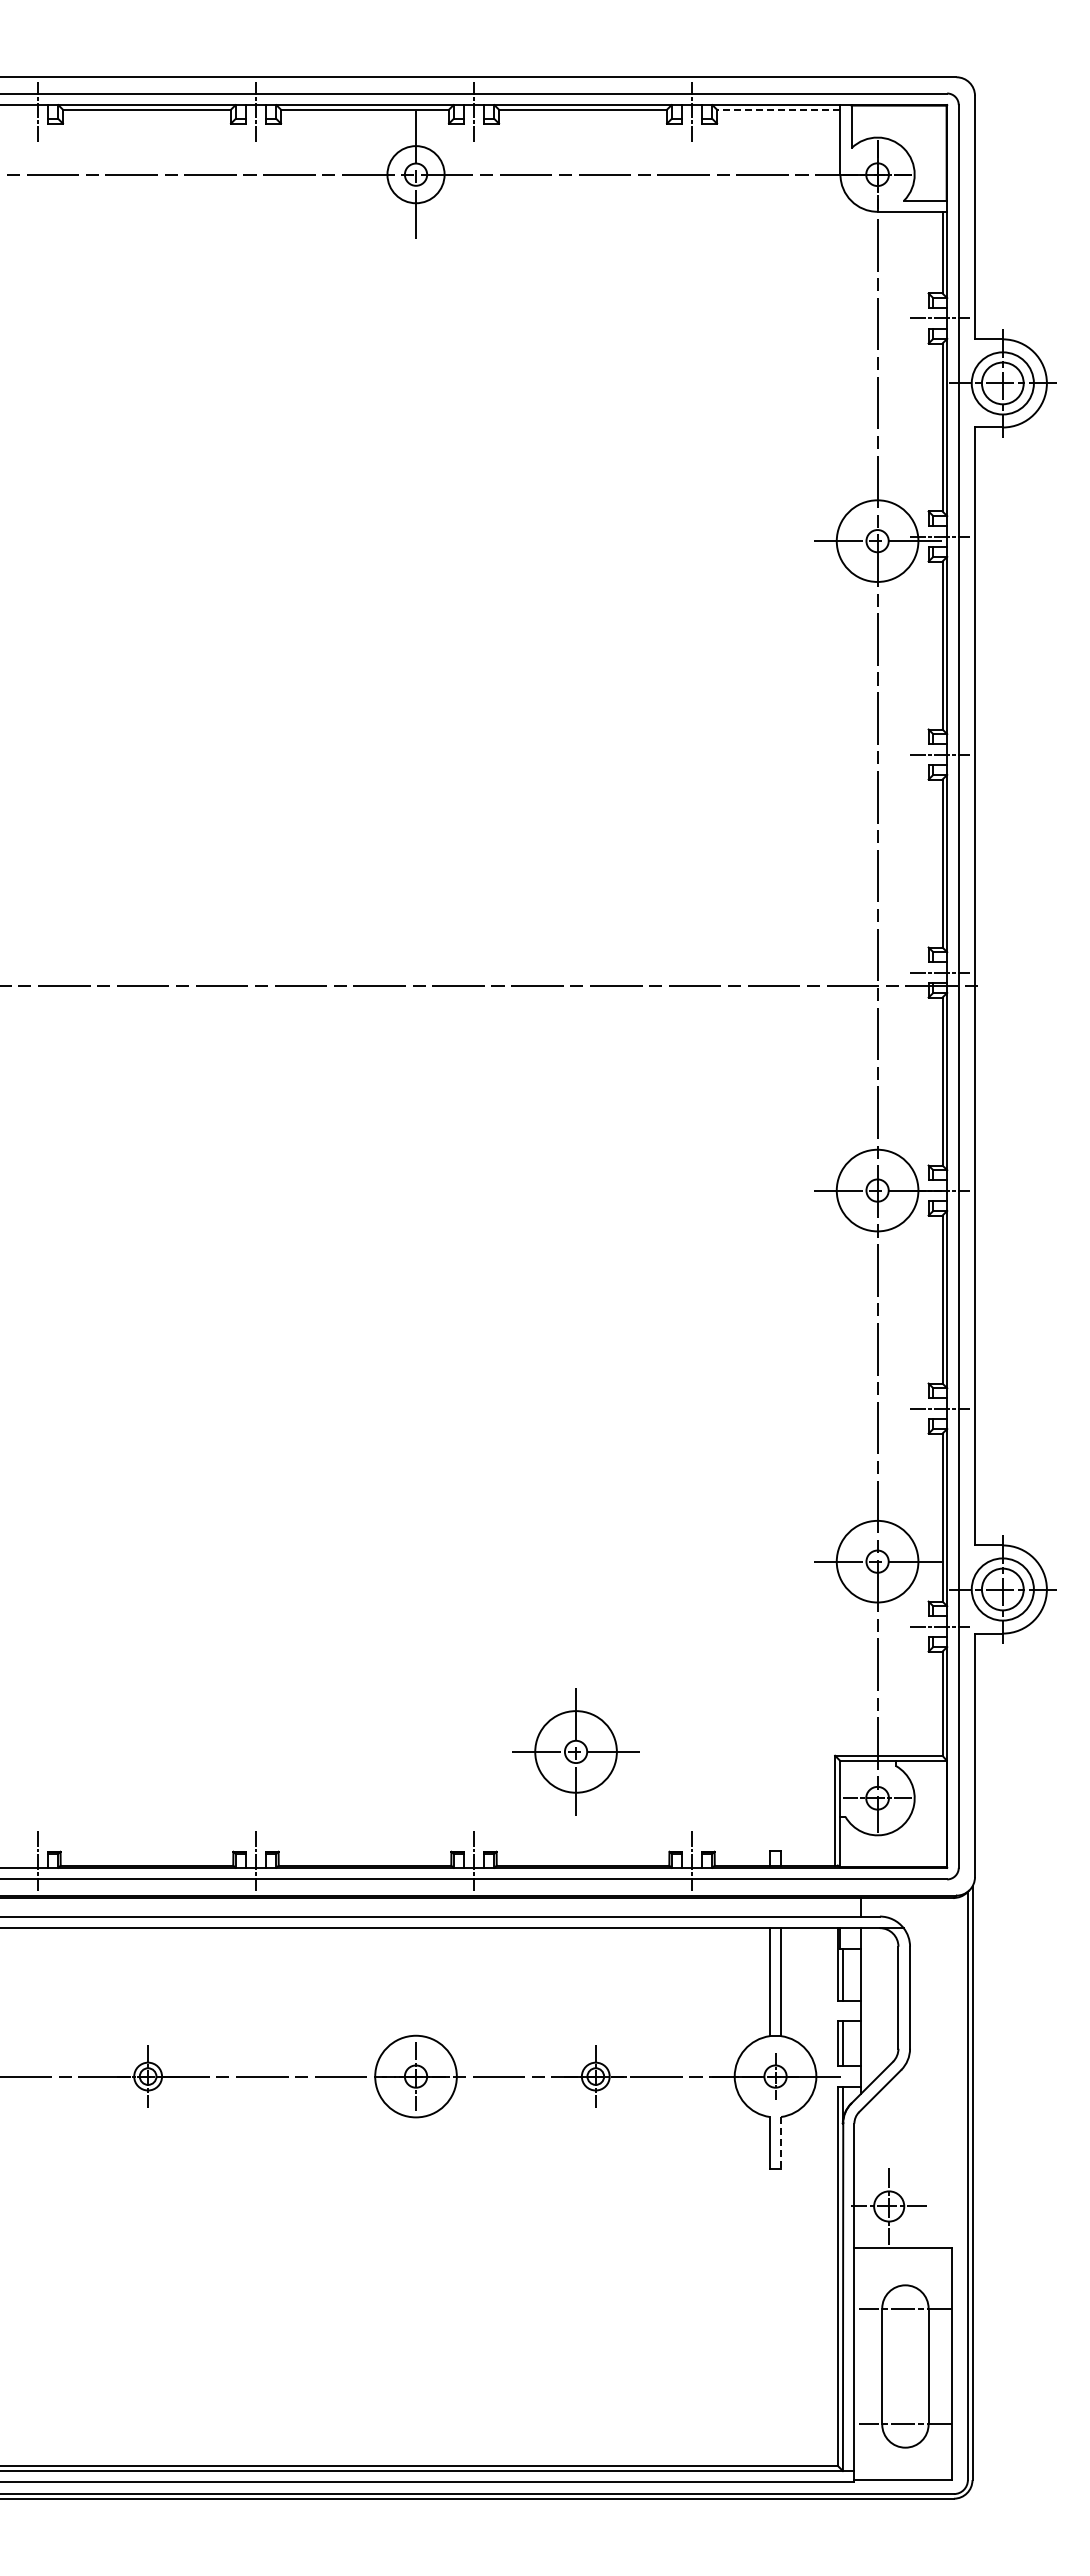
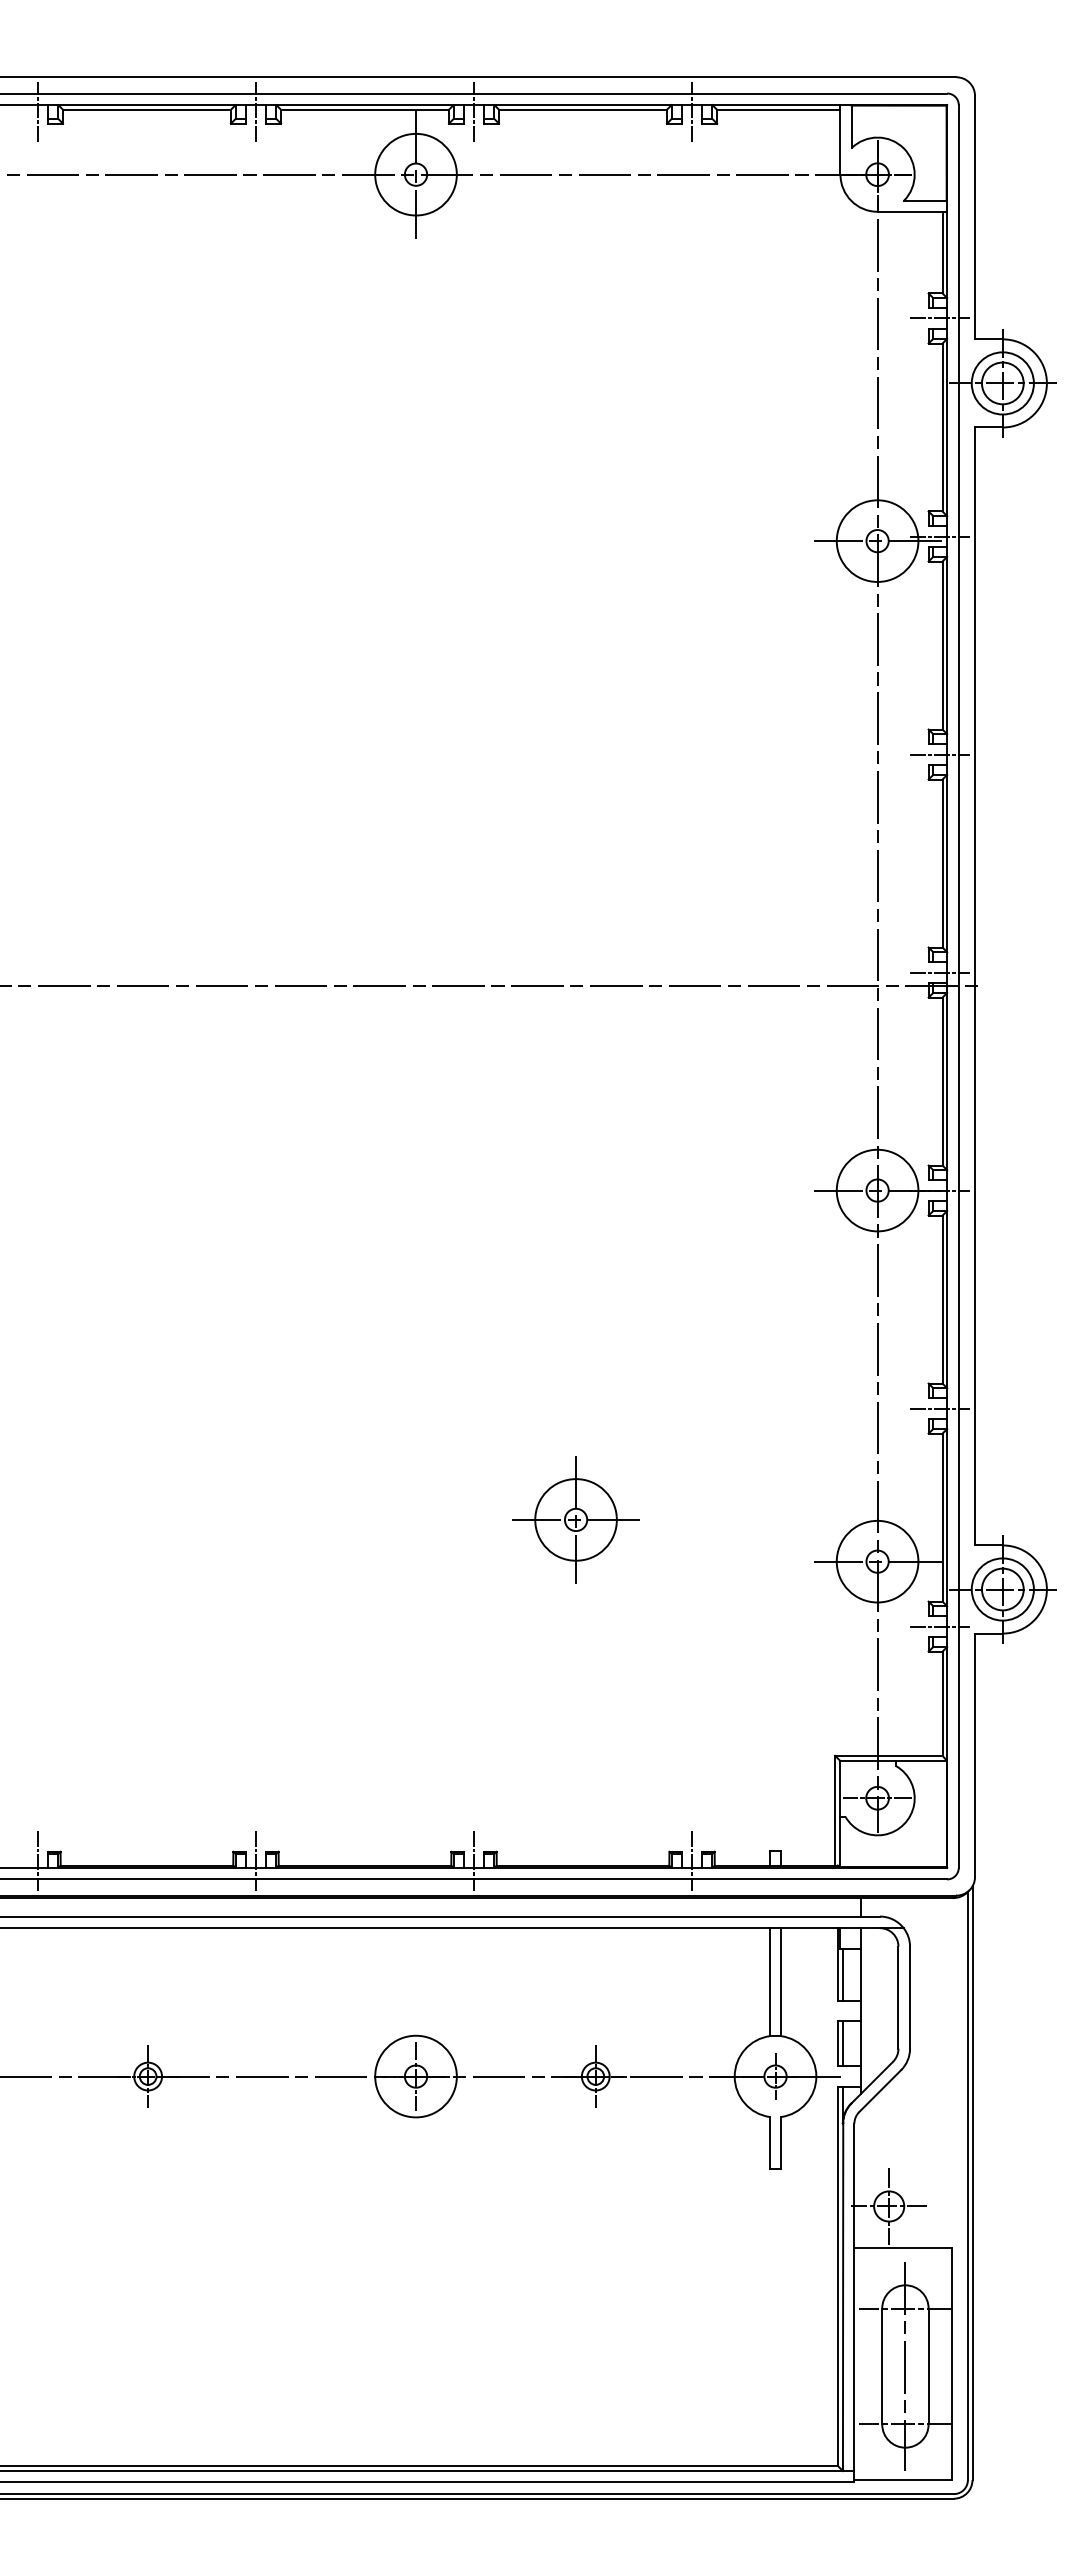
line: dashed -> solid (778, 109)
circle diameter: 57 px -> 82 px (415, 174)
part position: (575, 1751) -> (575, 1519) (575, 1519)
line: dashed -> solid (781, 2143)
line: none -> present (905, 2366)
